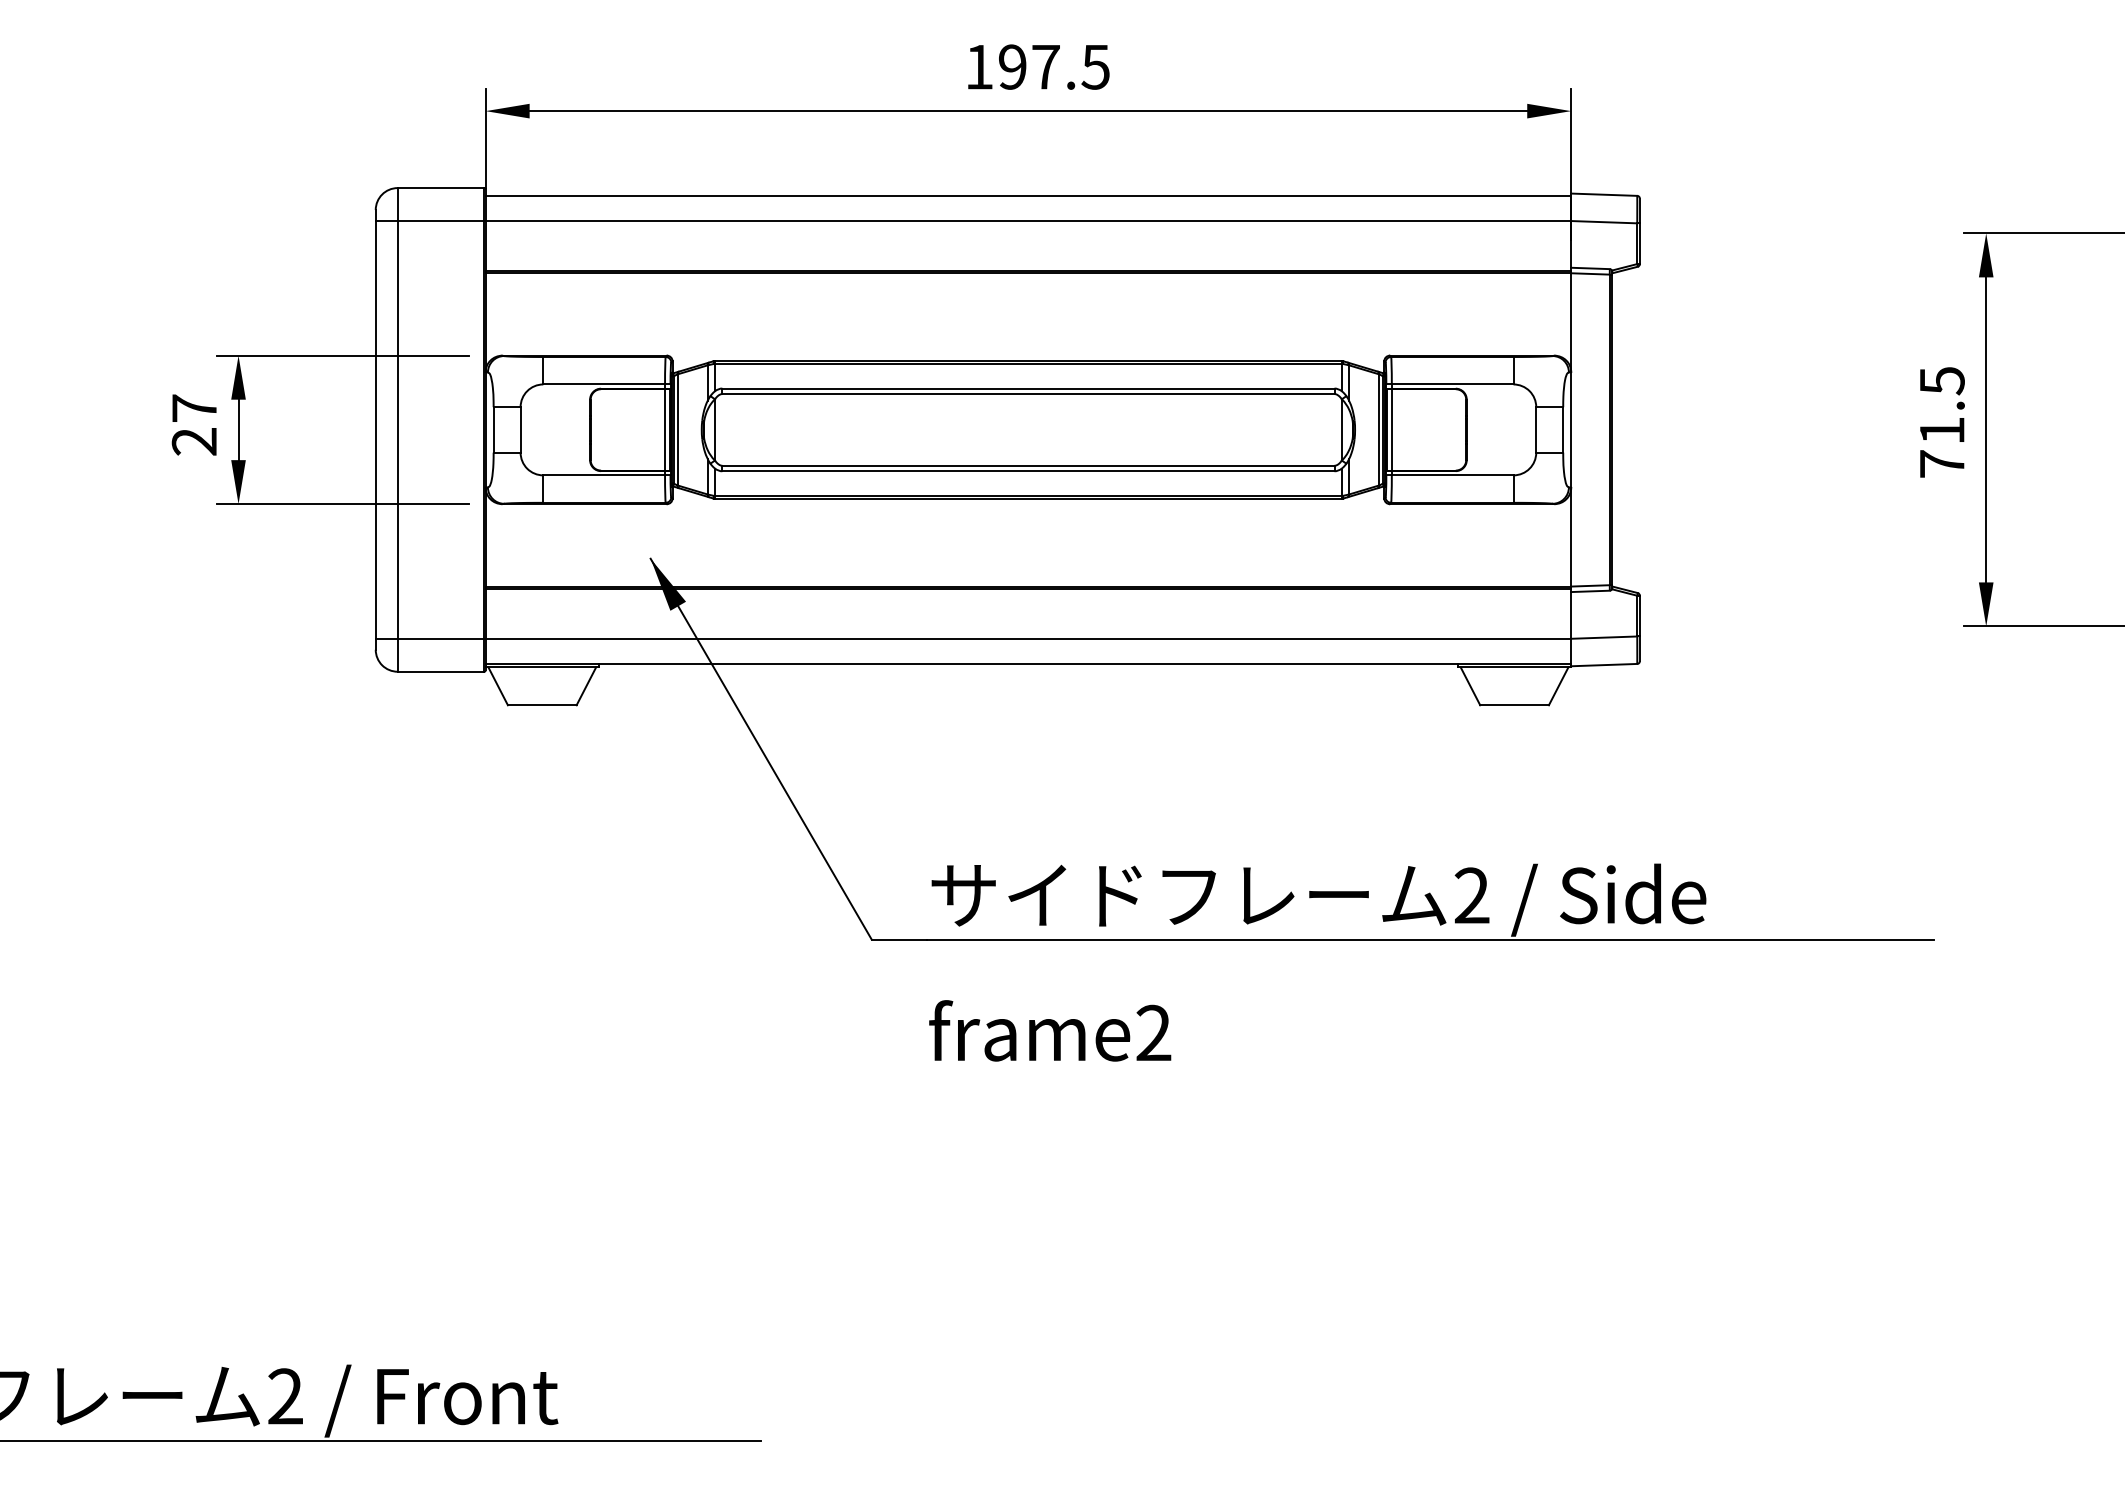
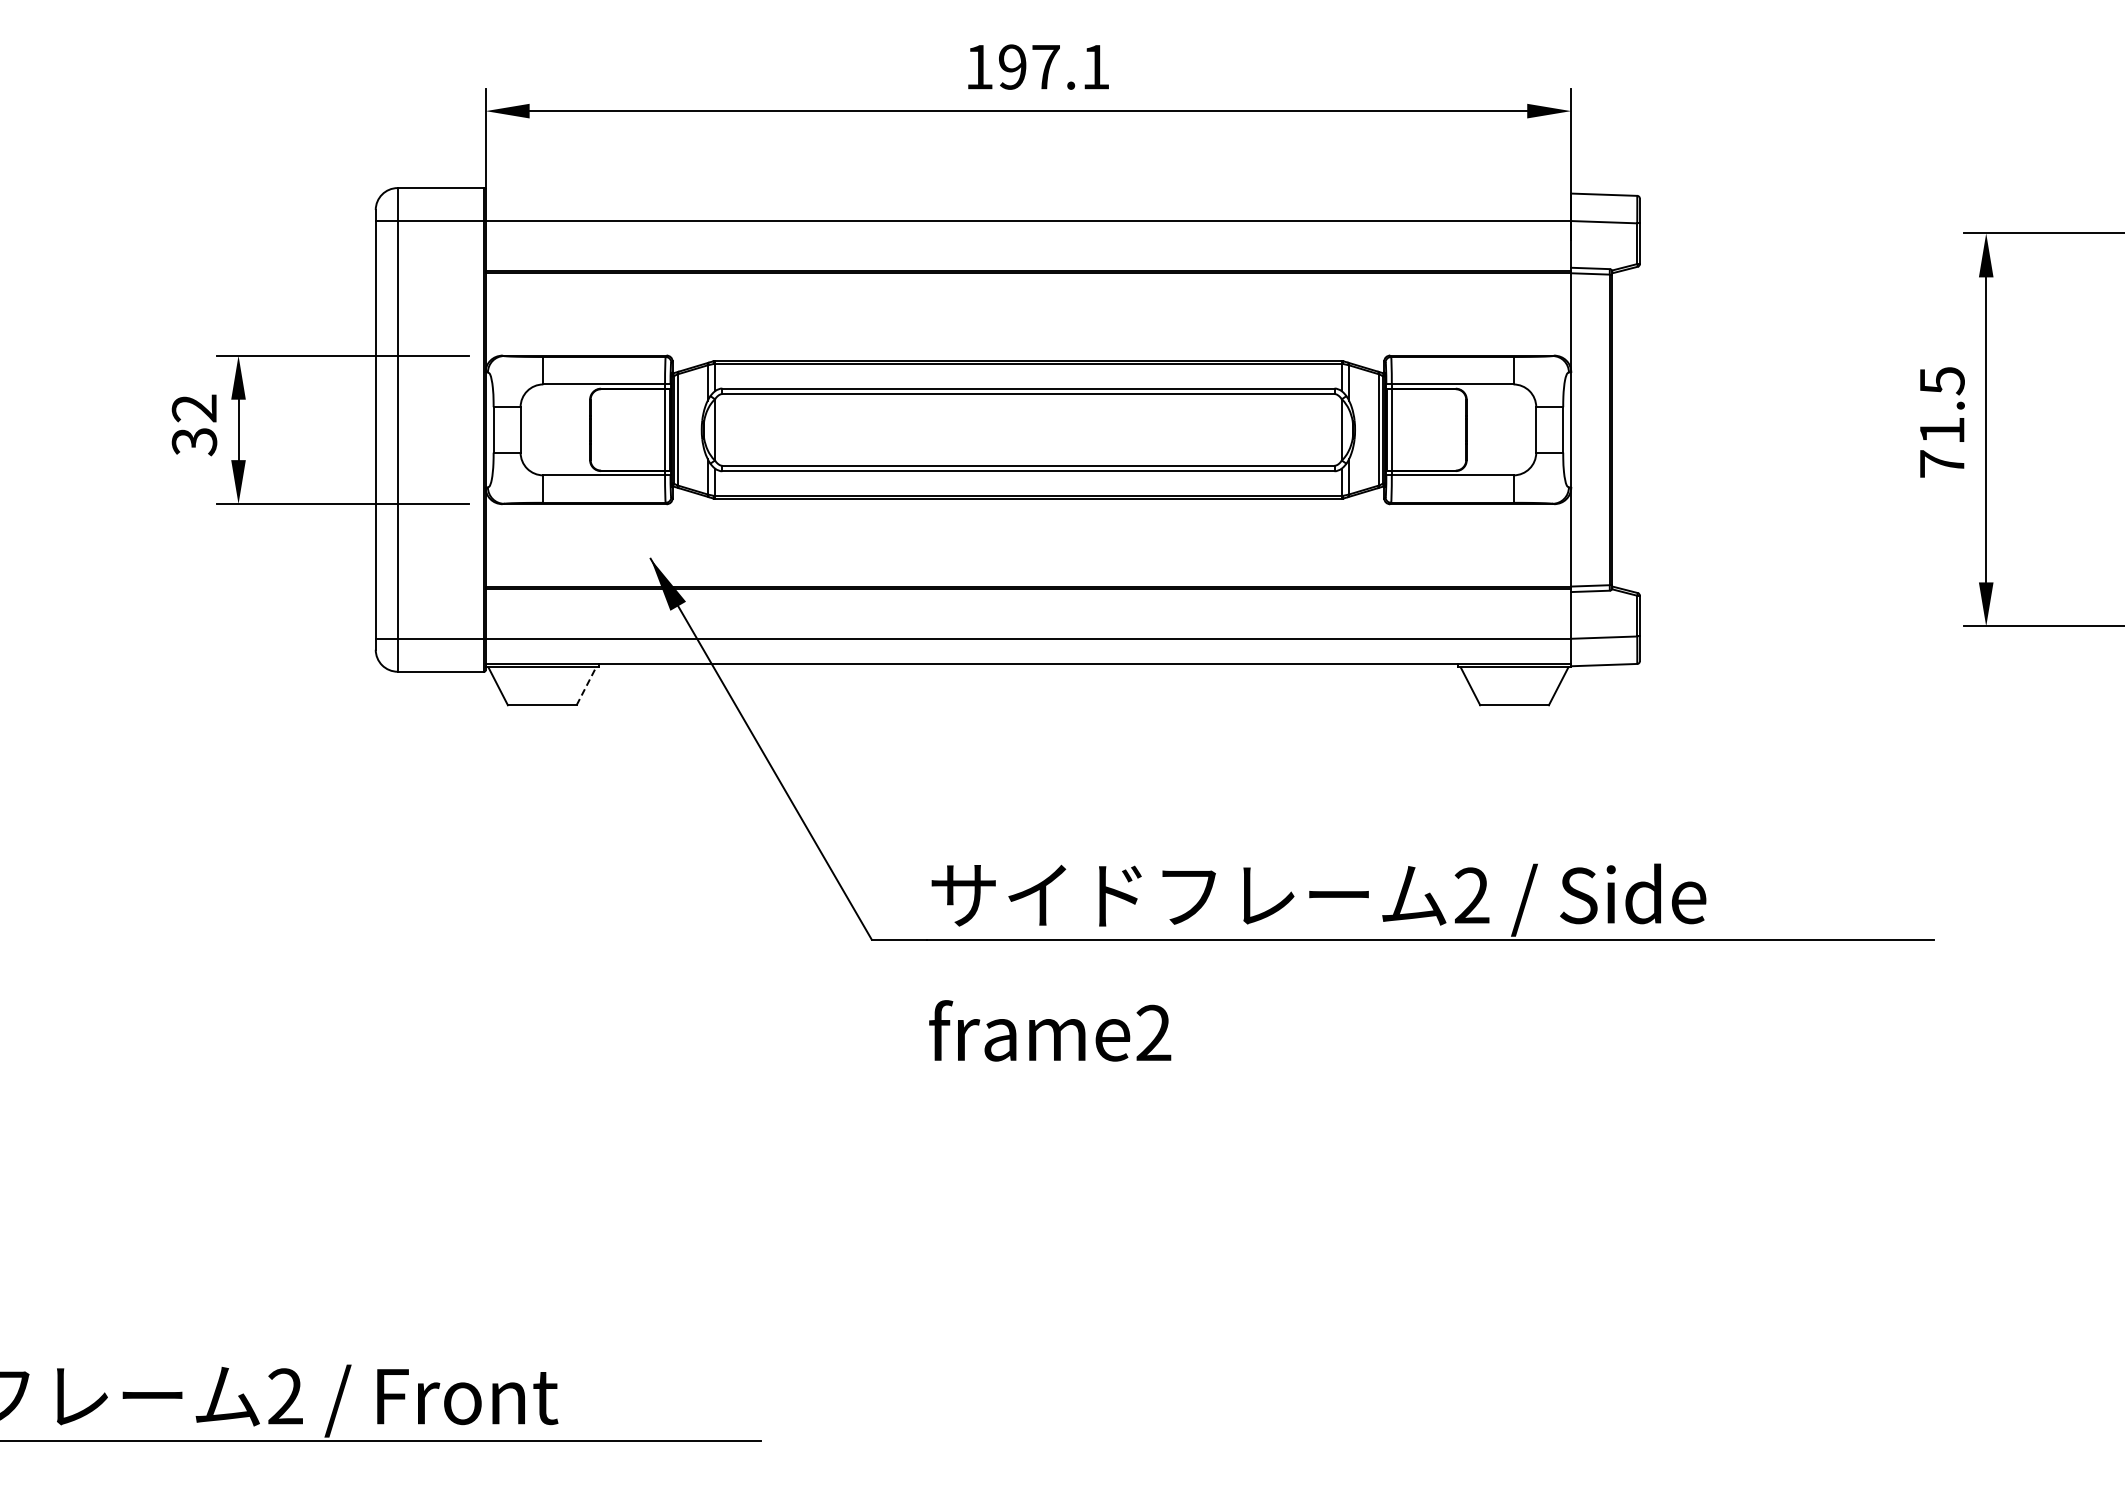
text: 197.5 -> 197.1 (1095, 67)
line: present -> none (1028, 196)
text: 27 -> 32 (194, 425)
line: solid -> dashed (586, 685)
